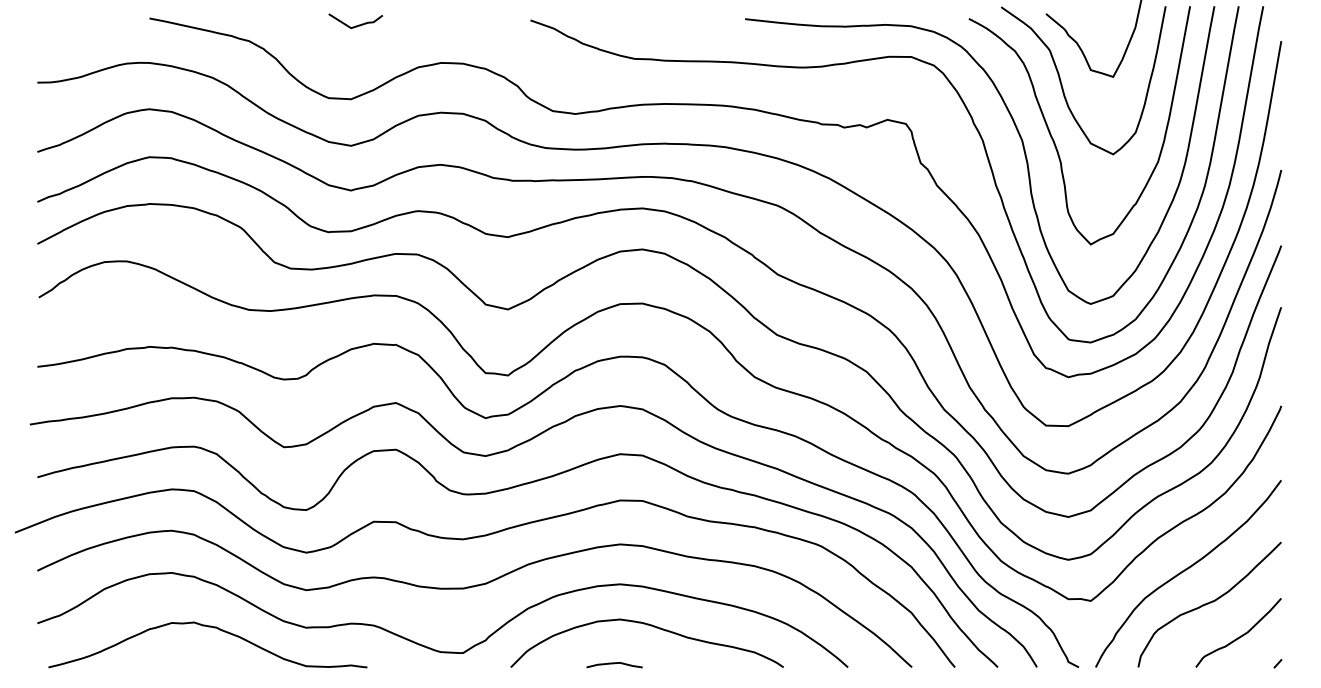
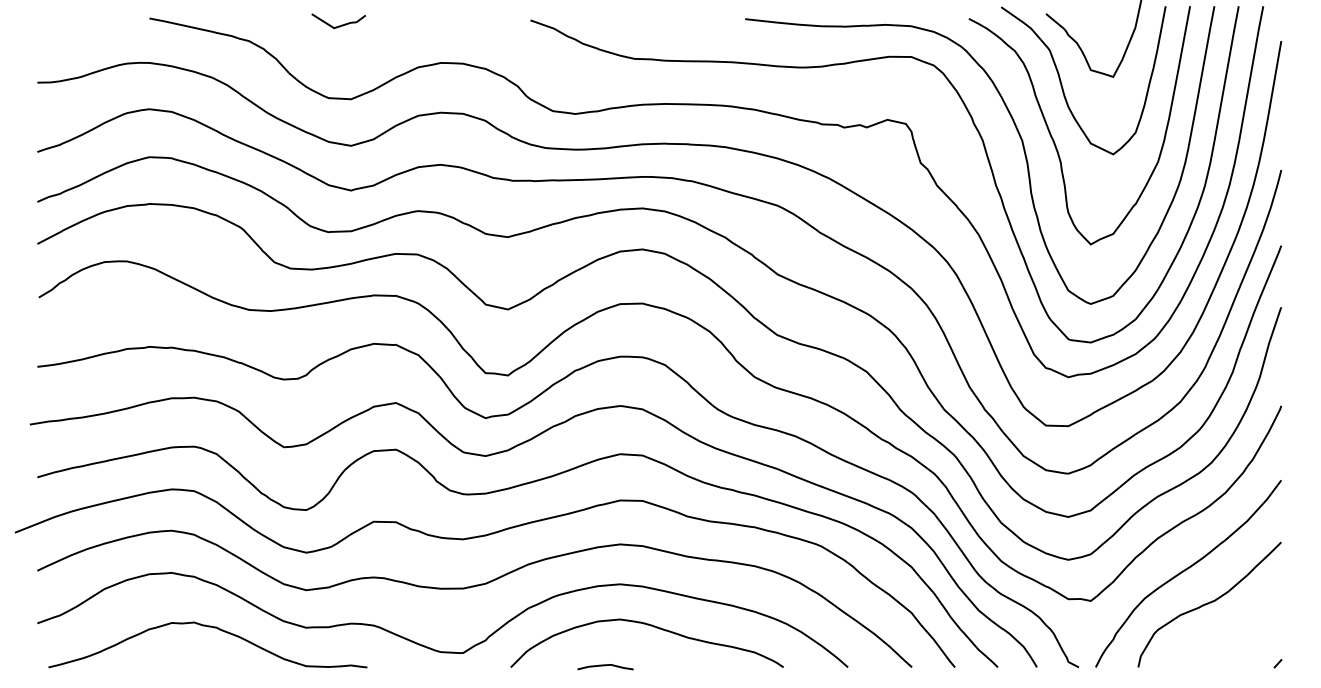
line position: (358, 24) -> (341, 24) (341, 24)
curve: present -> none (1240, 635)
curve position: (614, 664) -> (605, 666) (605, 666)
